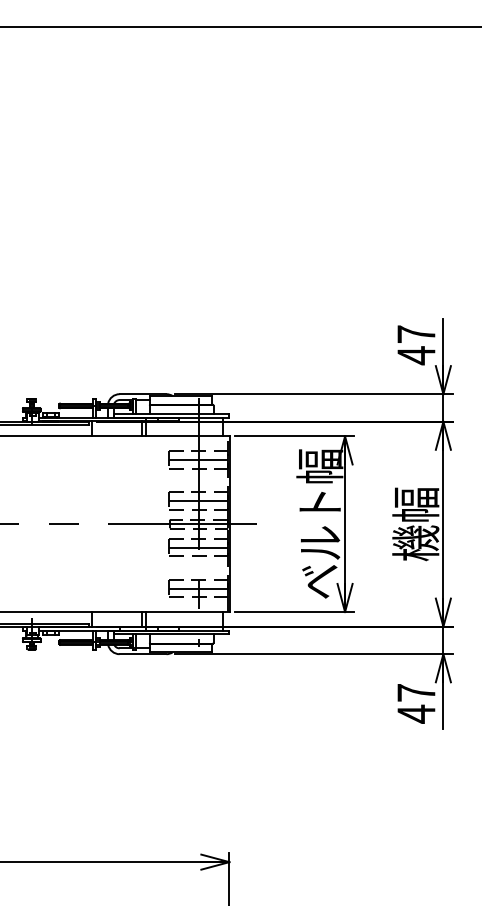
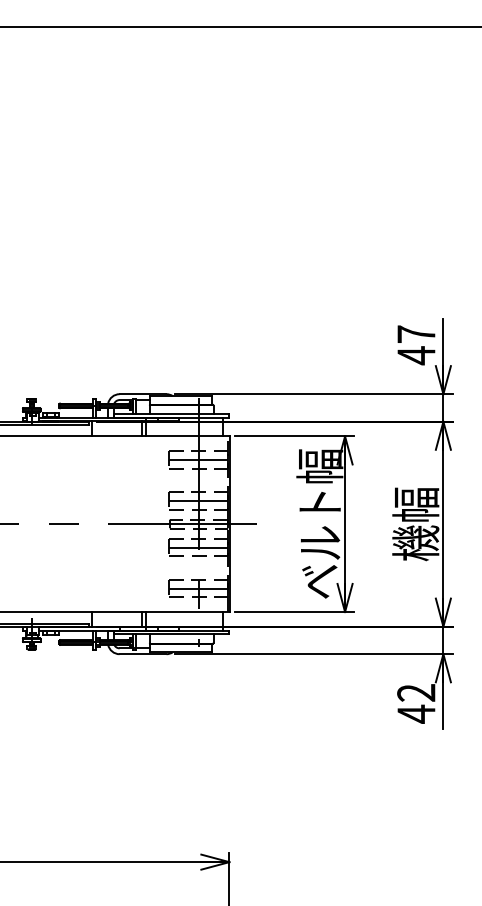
text: 47 -> 42 (416, 692)
